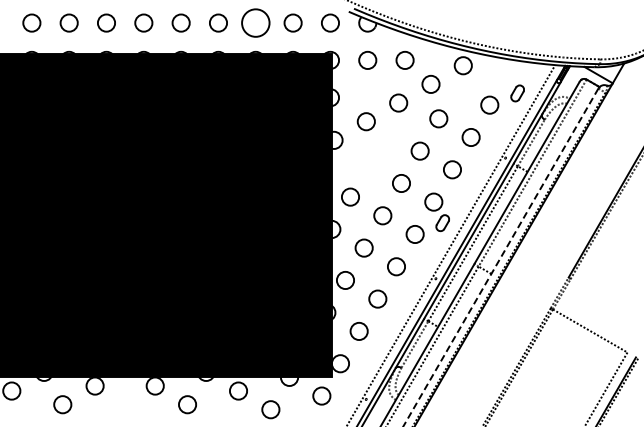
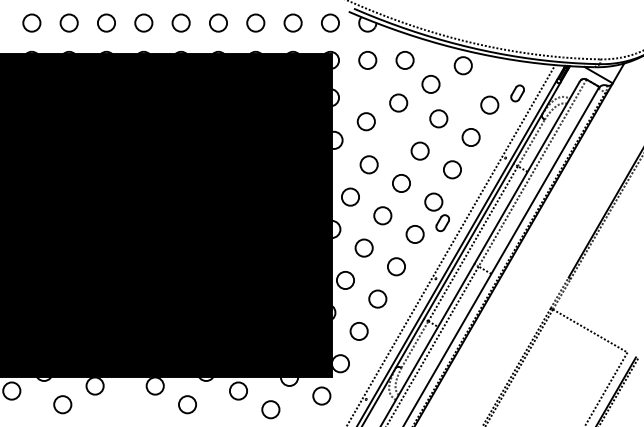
circle diameter: 27 px -> 17 px (255, 22)
circle: none -> present (368, 164)
line: dashed -> solid (500, 258)
